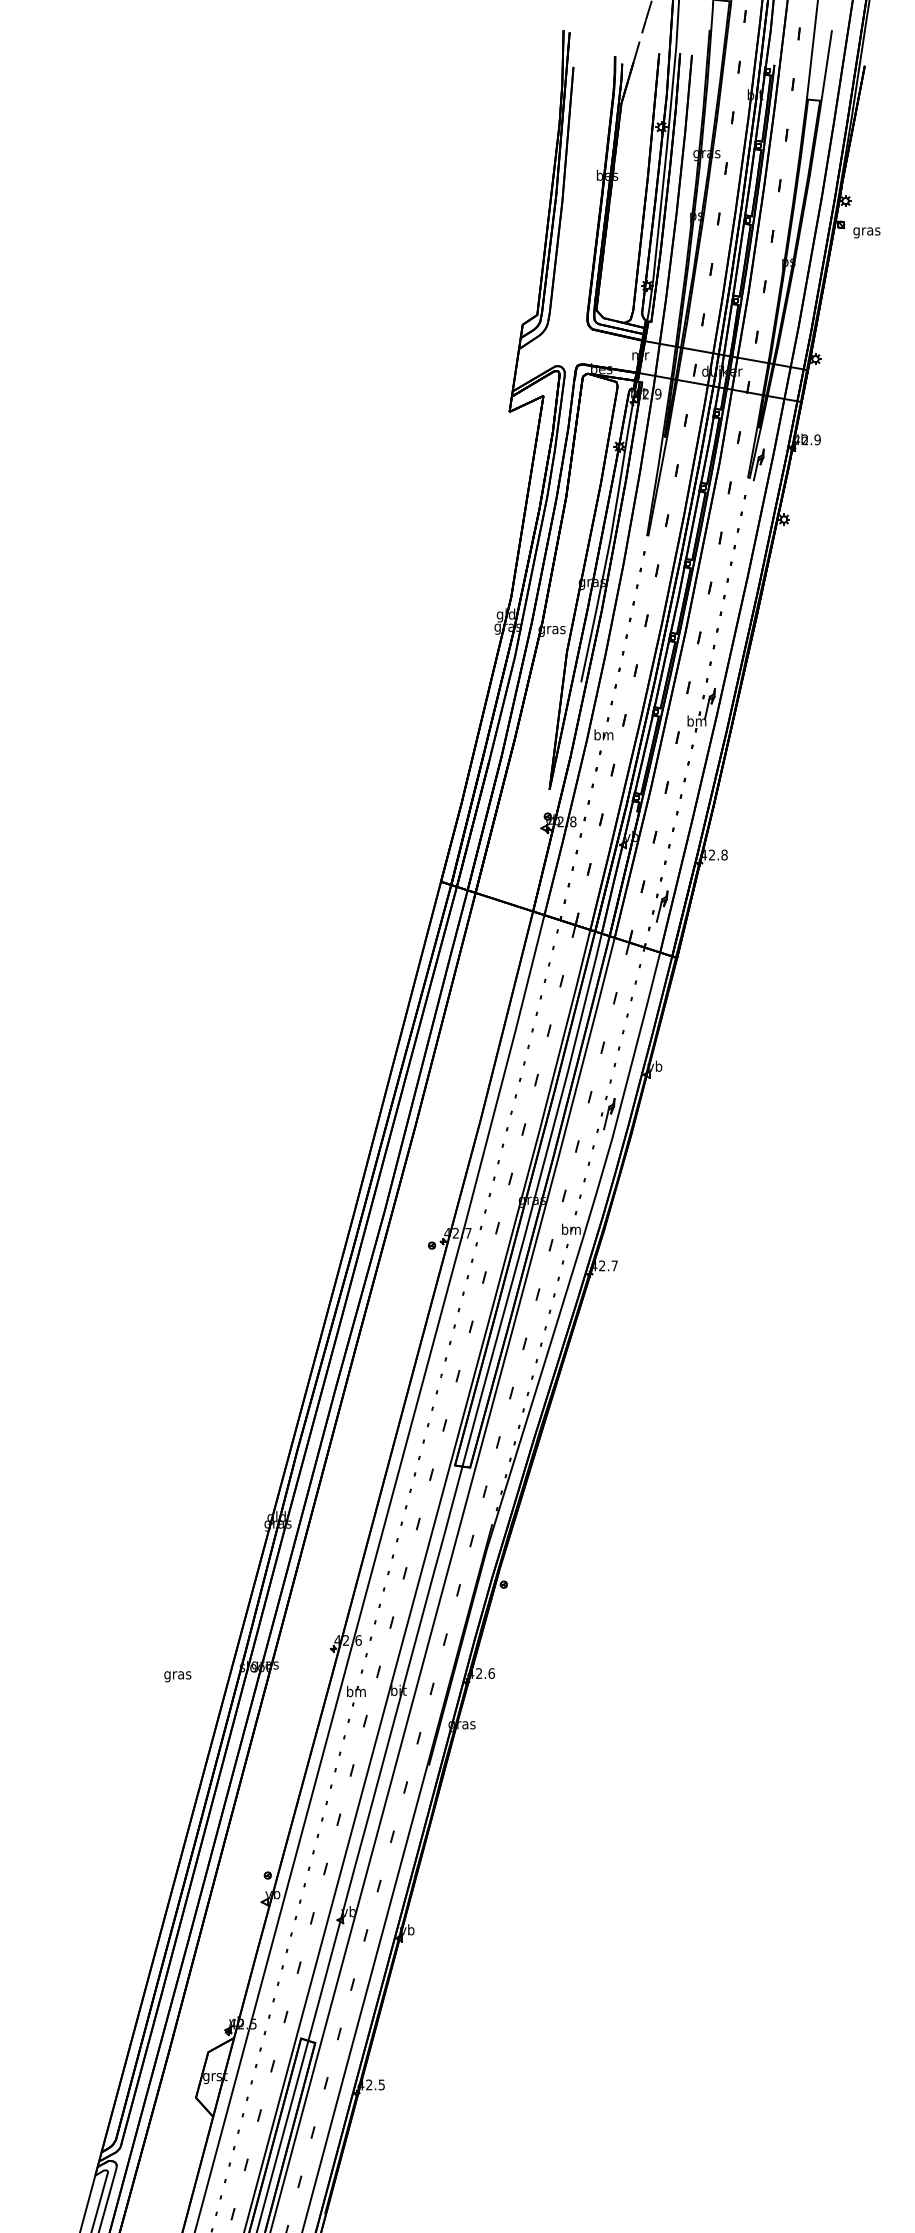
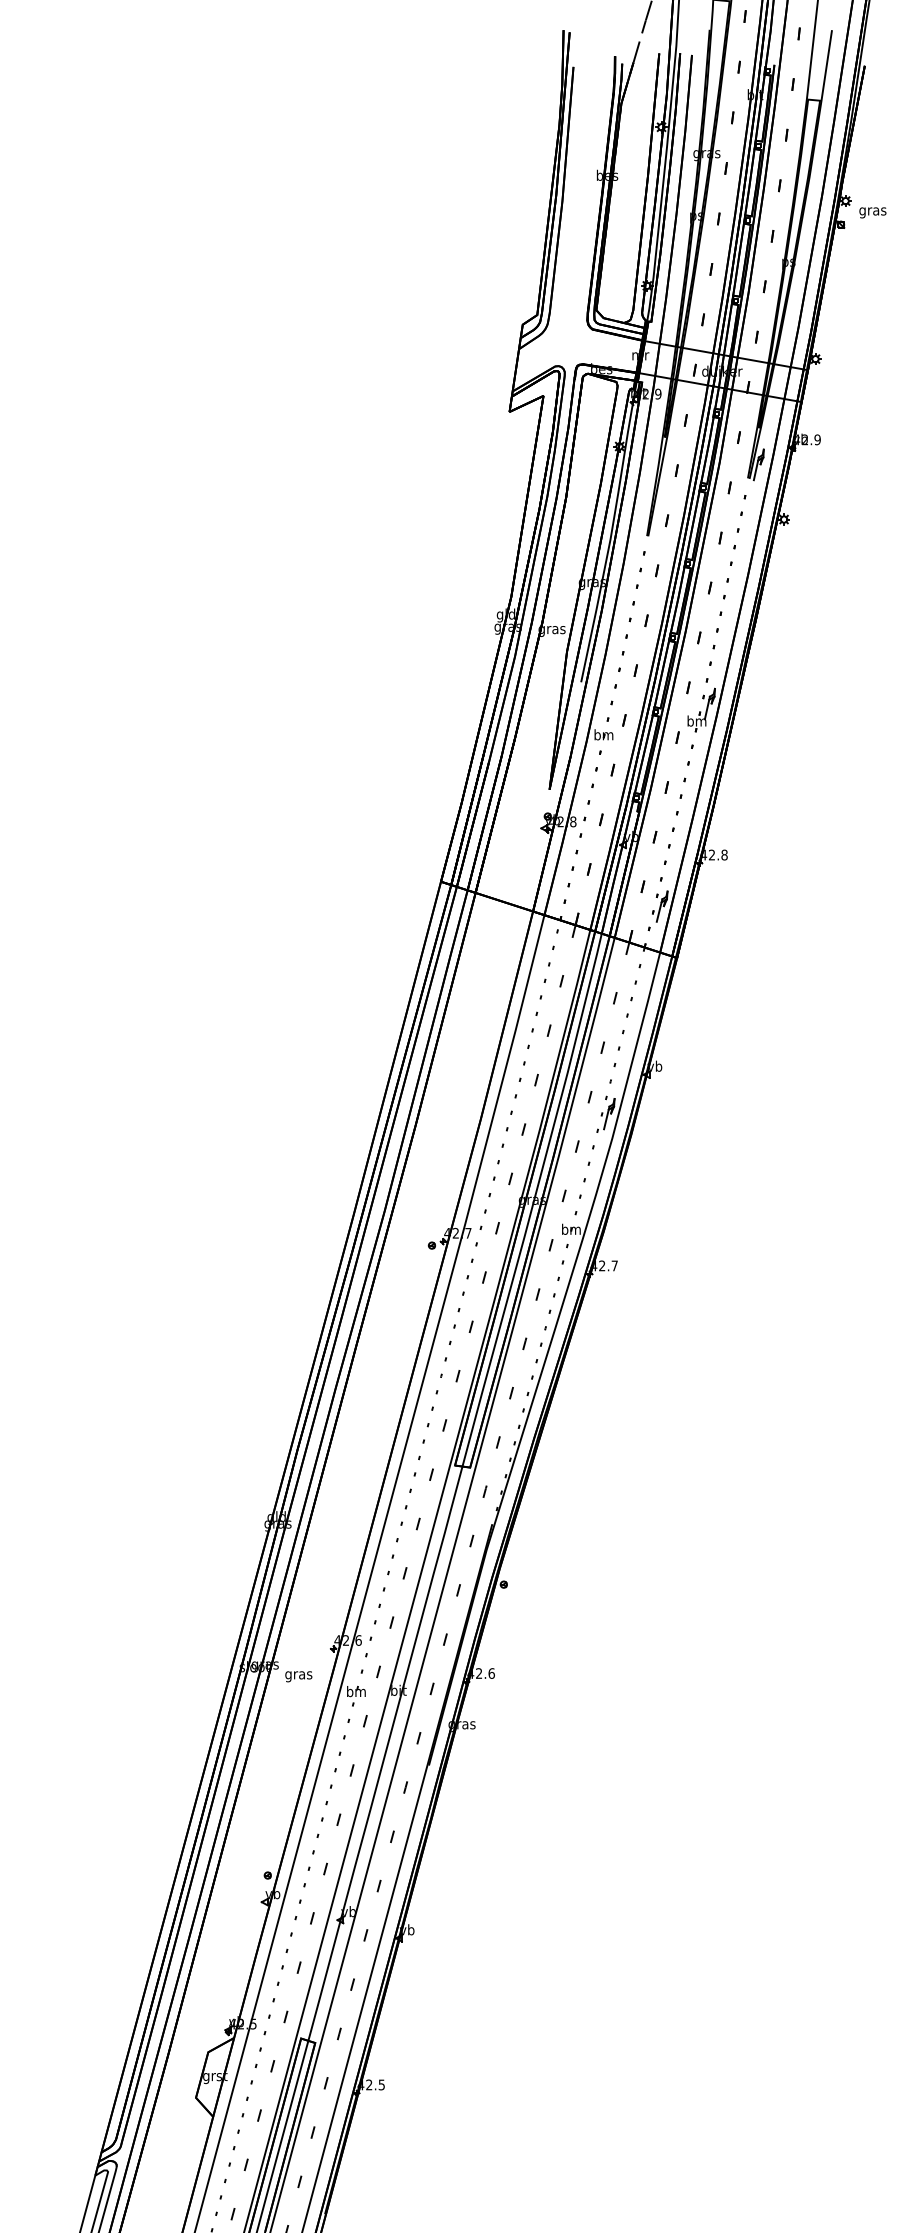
text position: (866, 232) -> (872, 212) (872, 212)
text position: (177, 1676) -> (298, 1676) (298, 1676)
